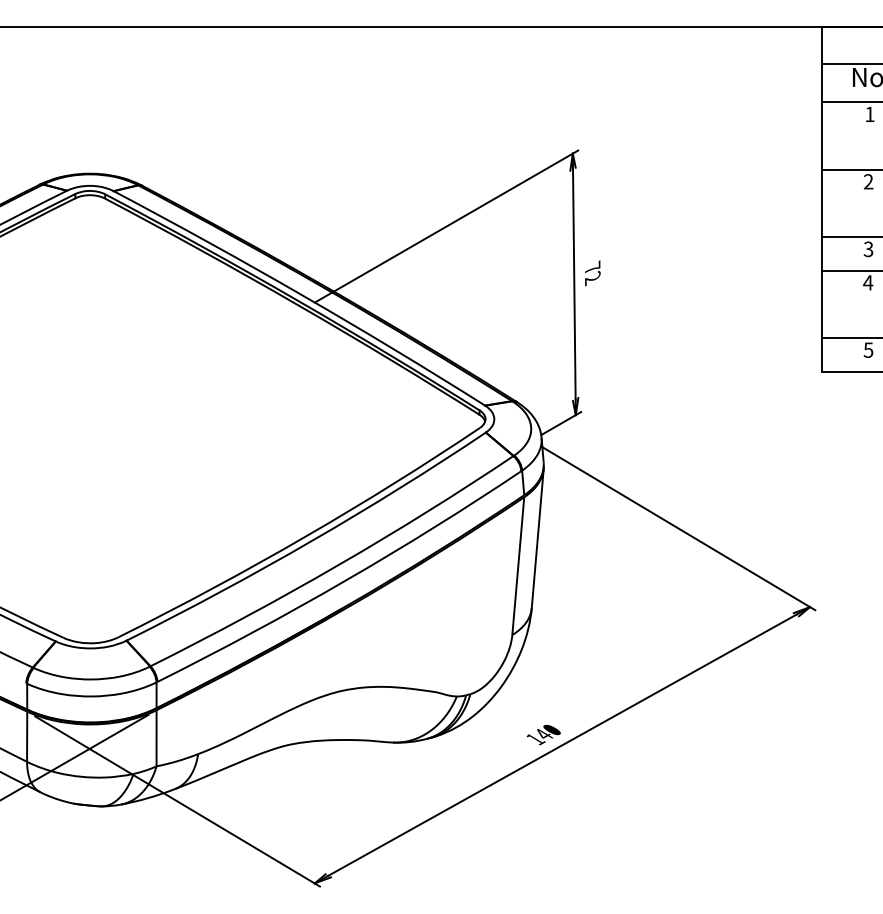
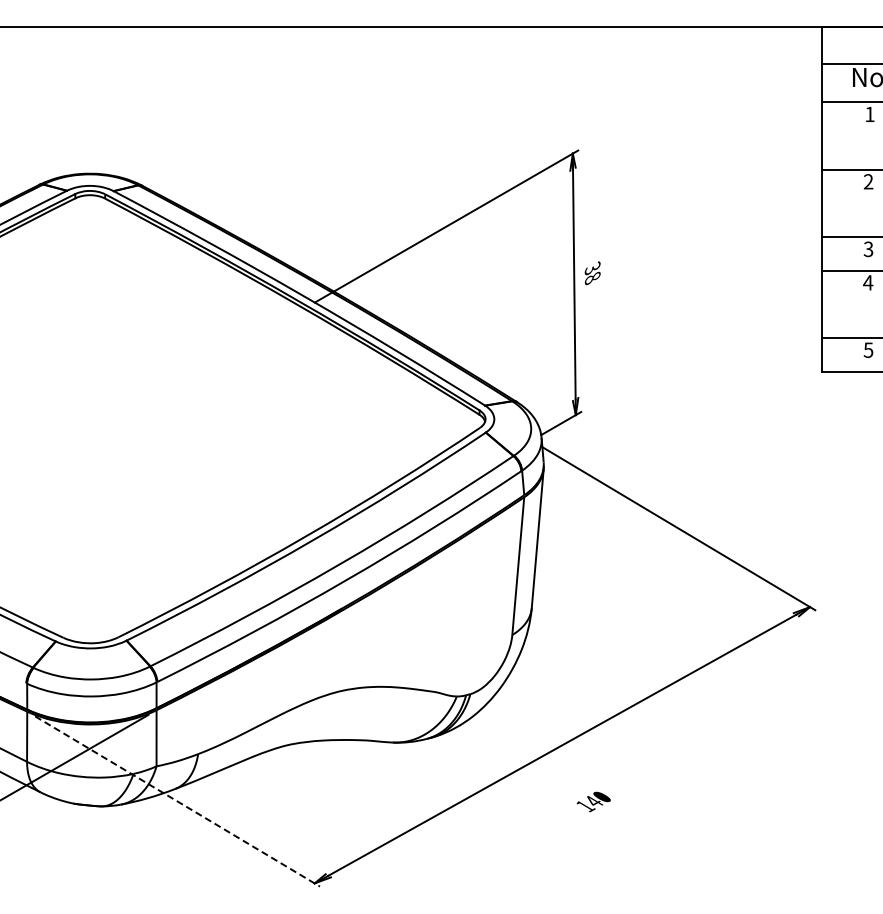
text: 72 -> 38 (592, 273)
text position: (543, 734) -> (593, 801) (593, 801)
line: solid -> dashed (177, 801)
